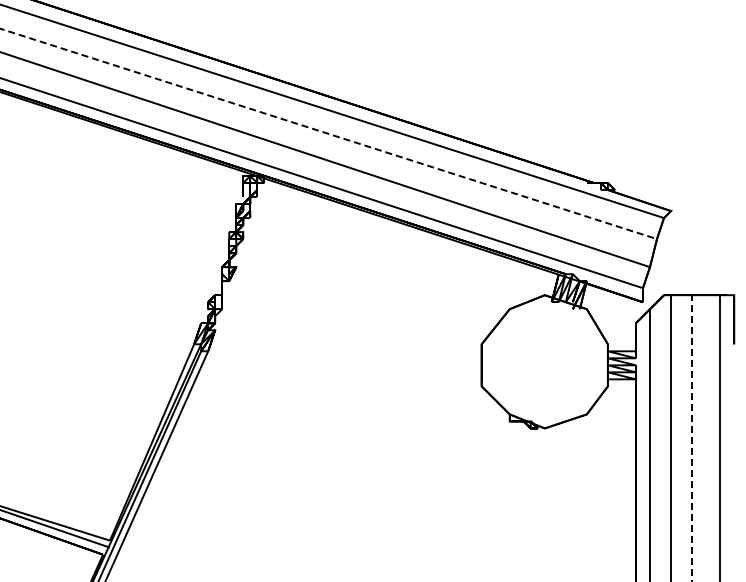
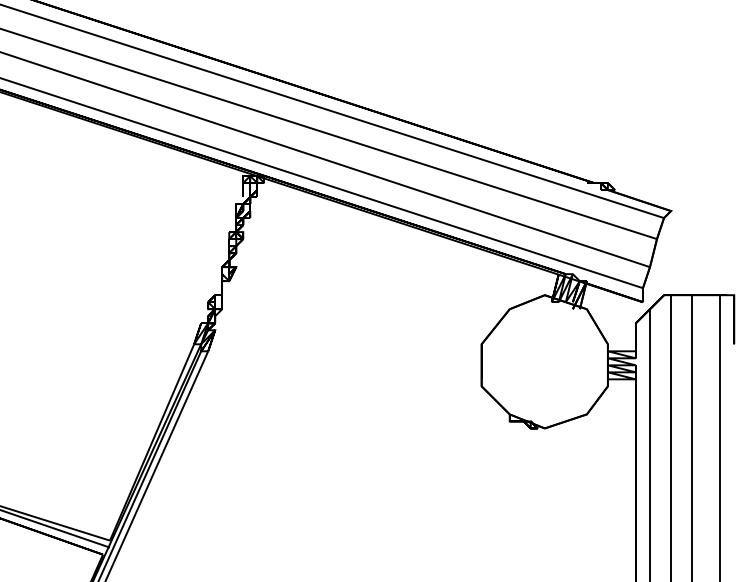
line: dashed -> solid (328, 133)
line: dashed -> solid (692, 423)
